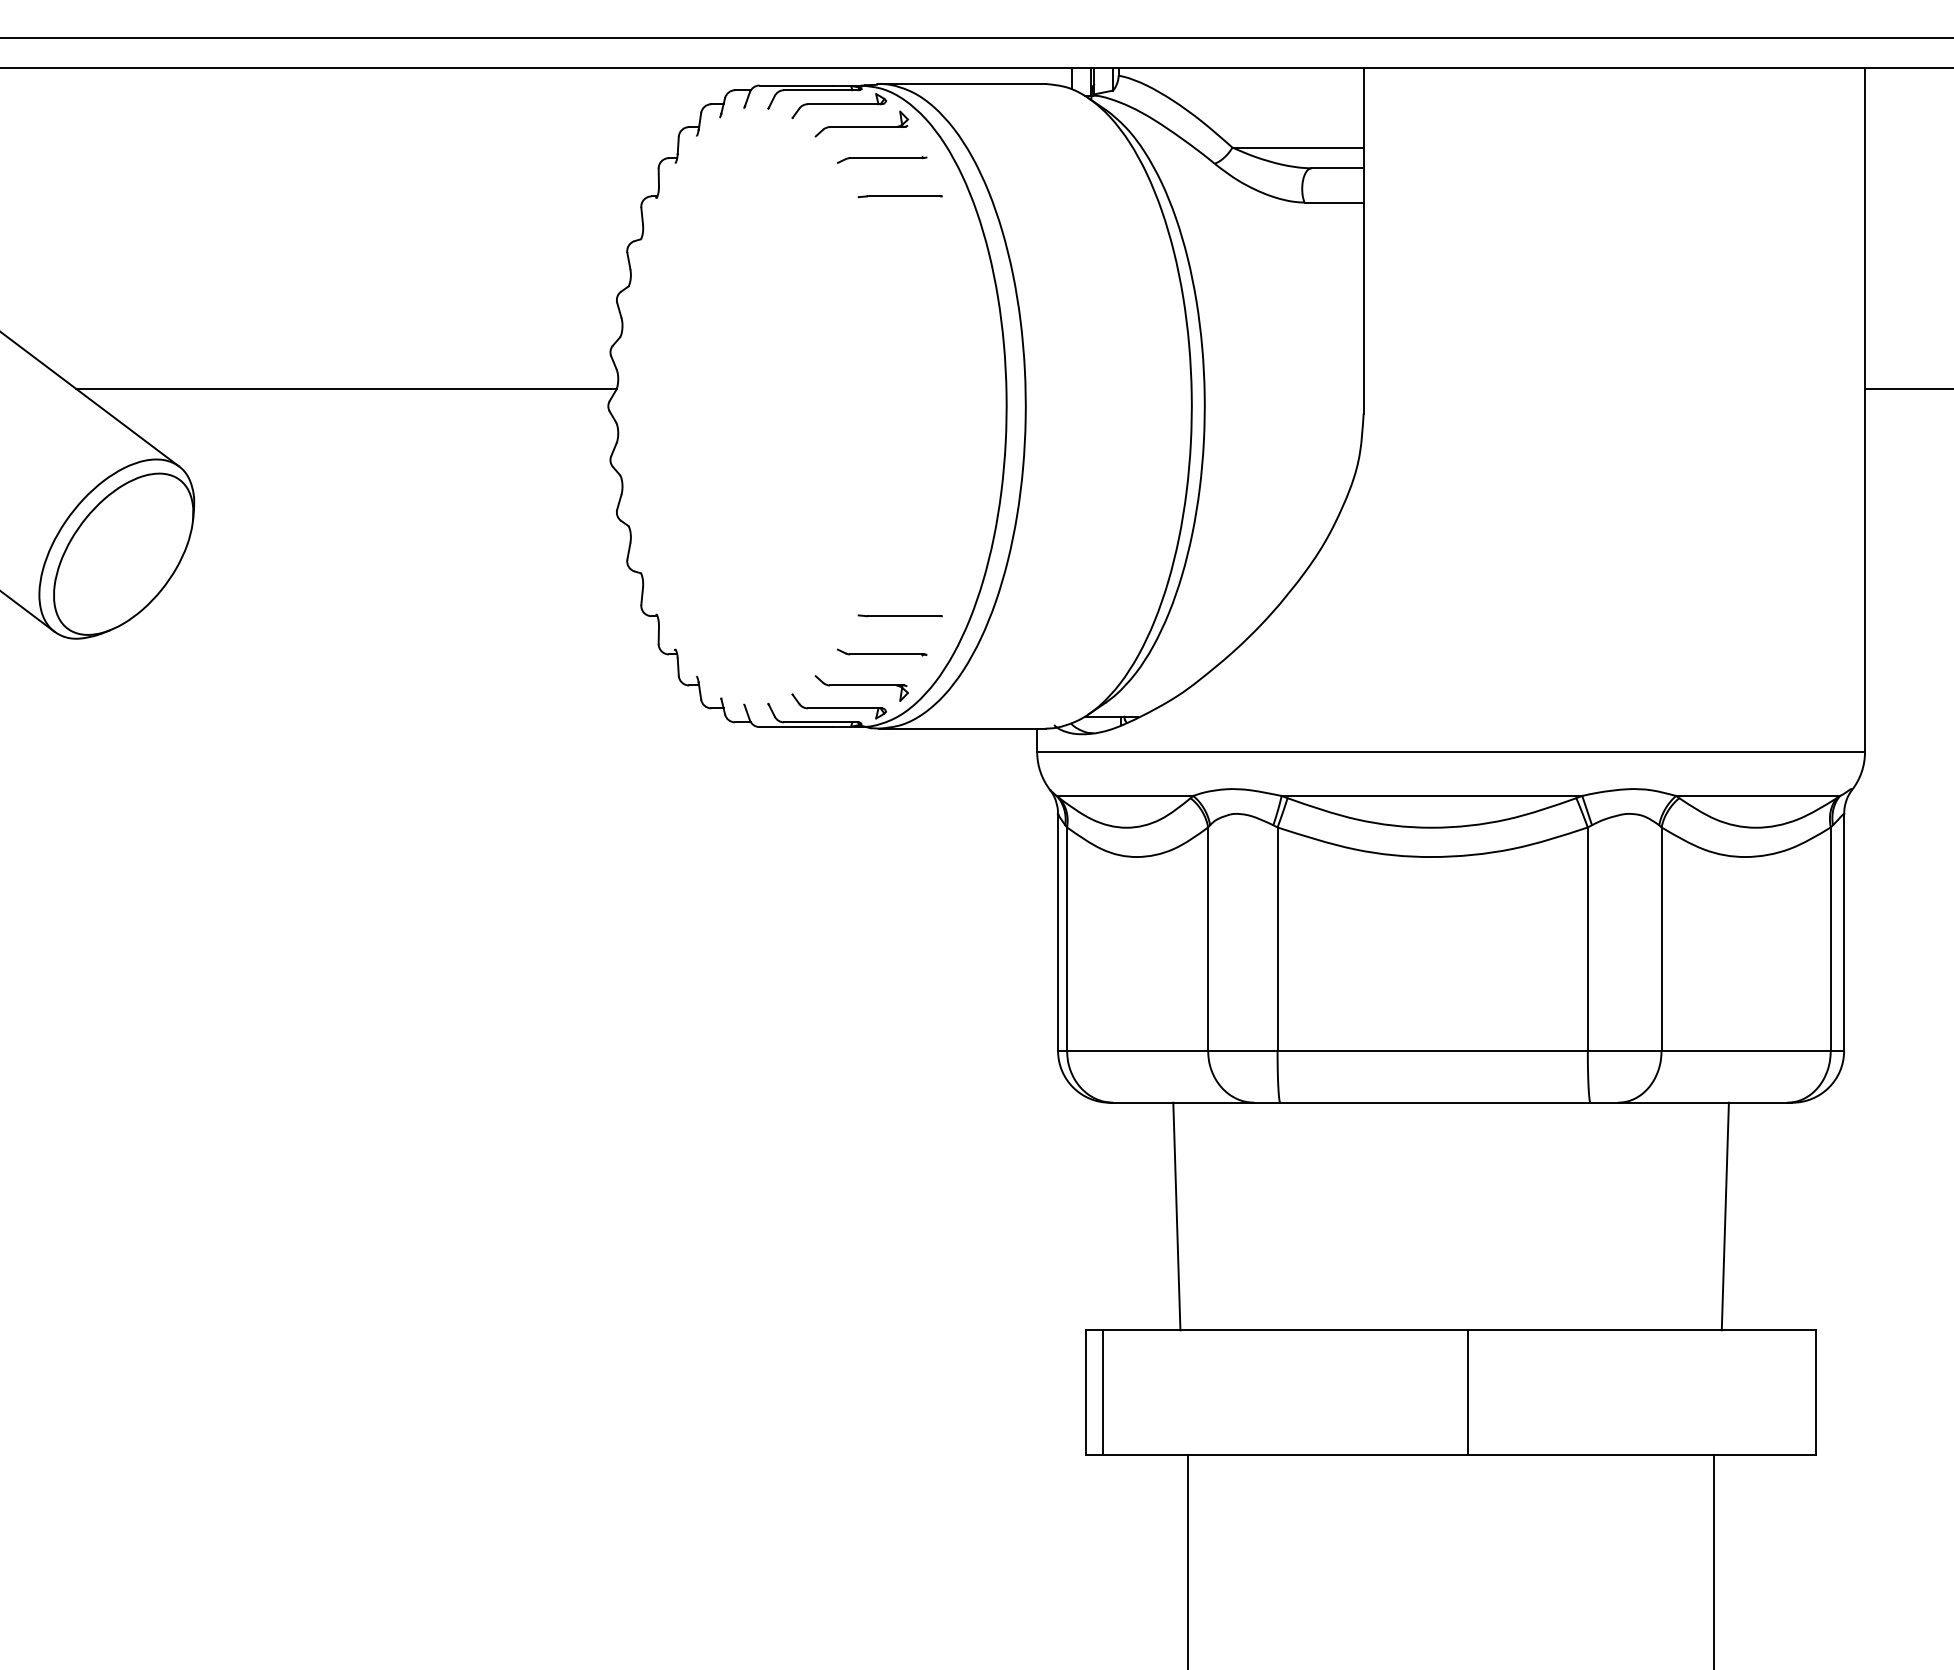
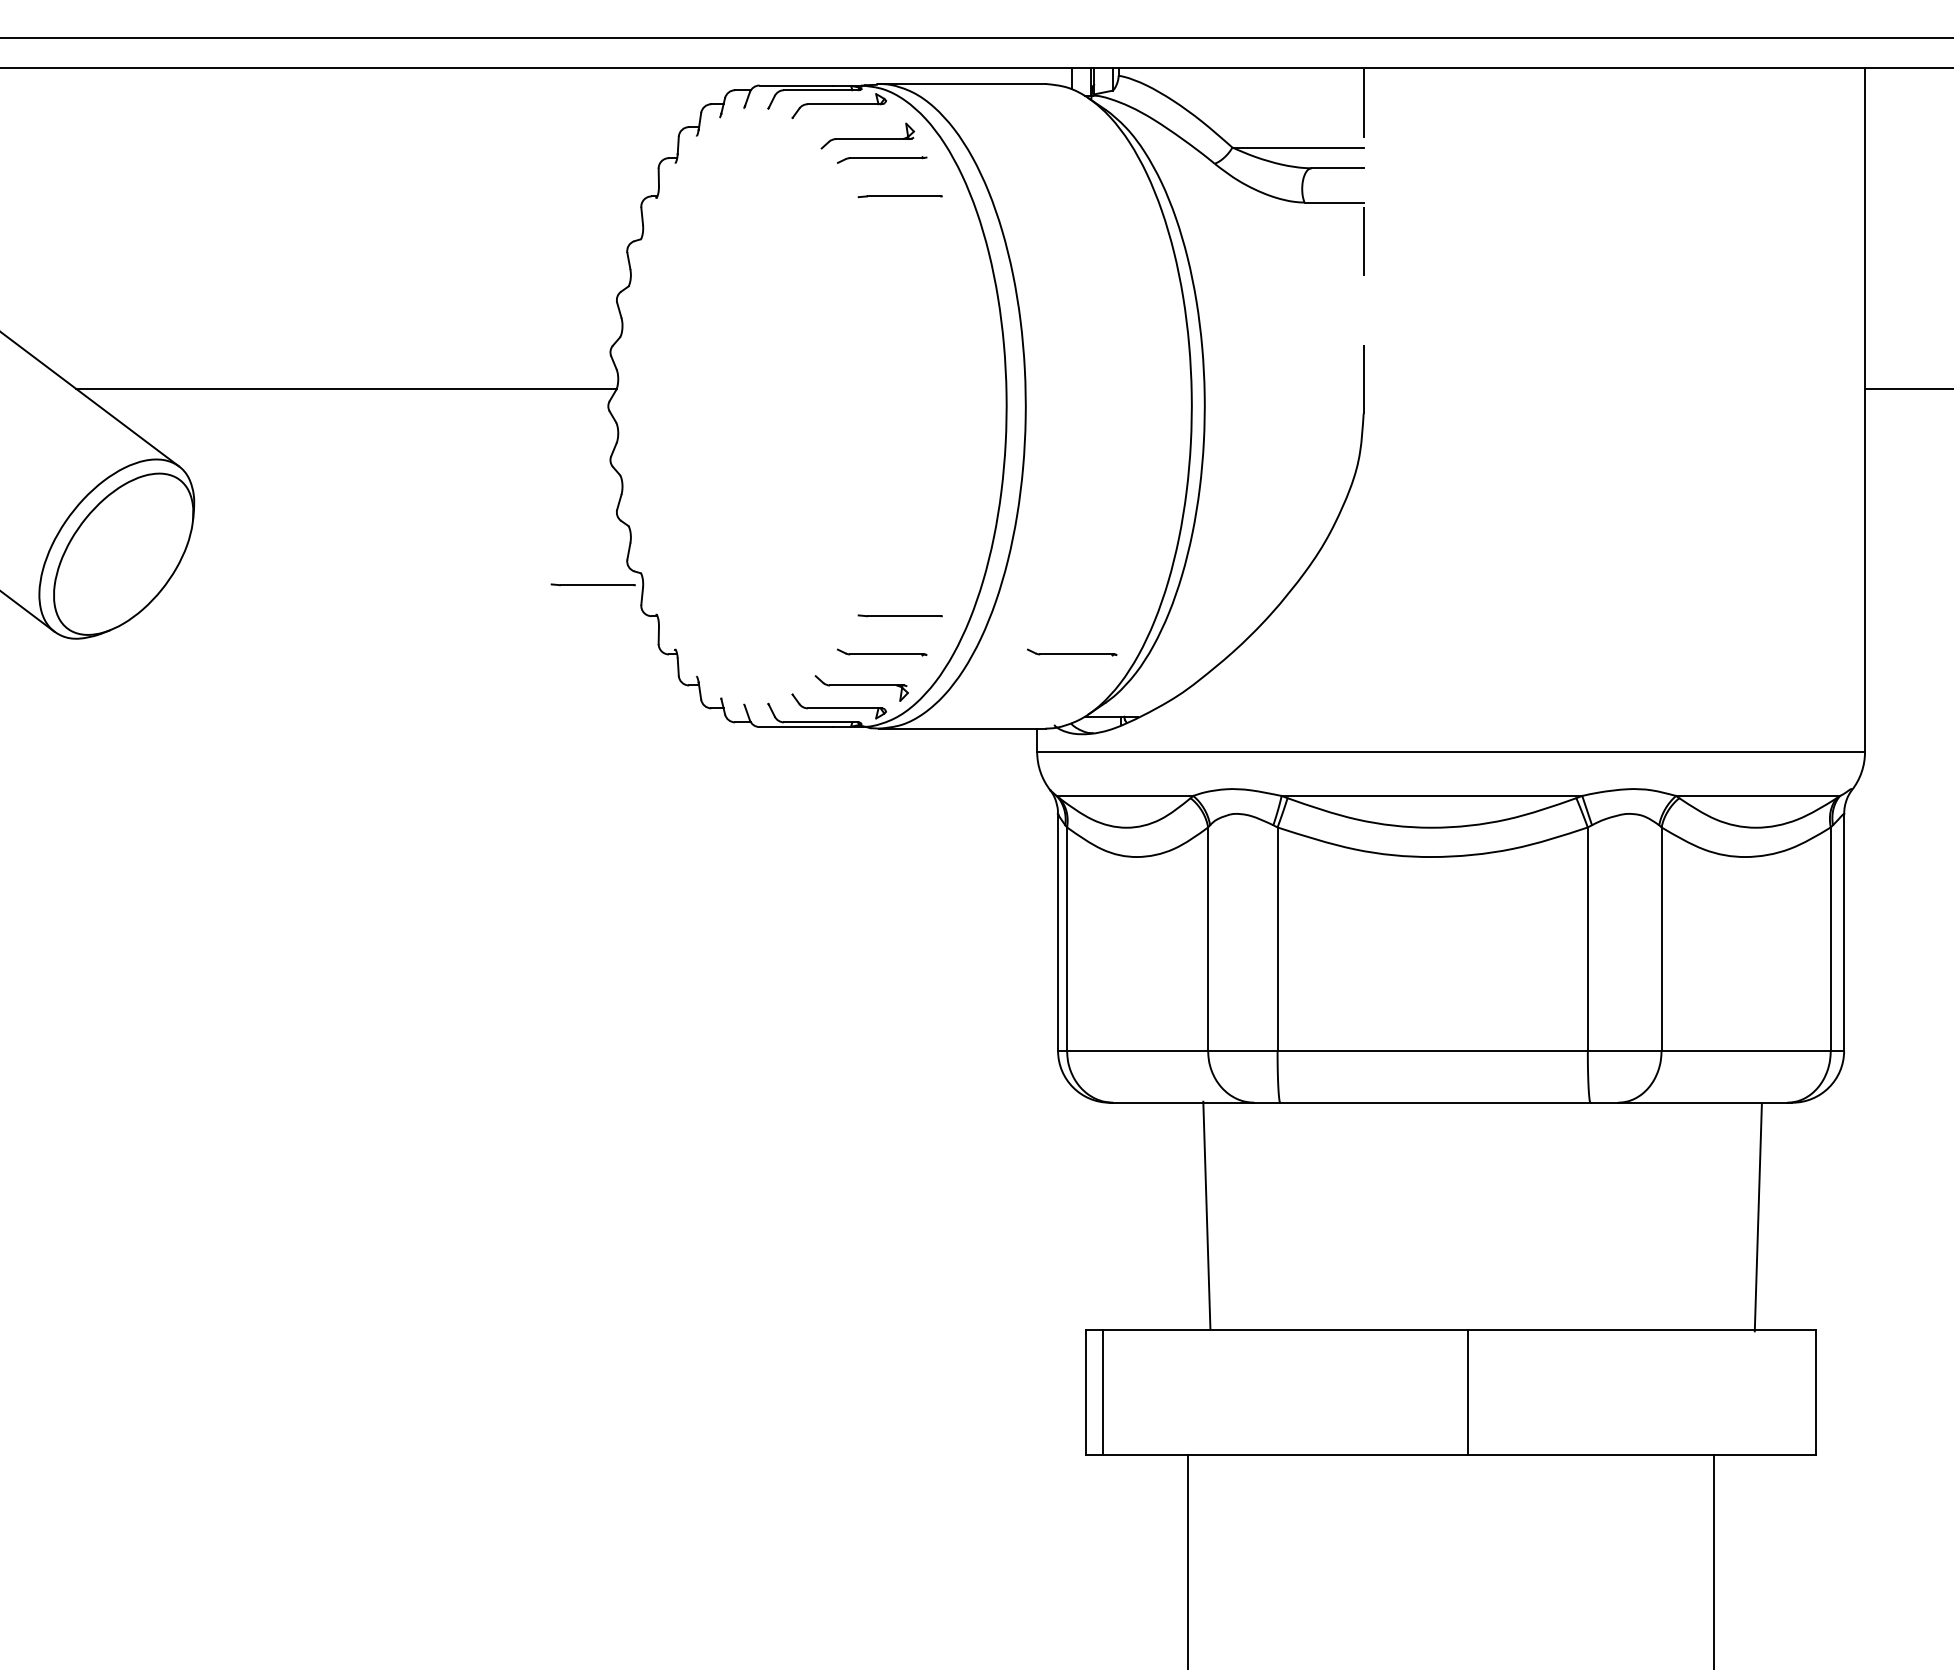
part position: (861, 123) -> (867, 135) (867, 135)
line: solid -> dashed (1363, 240)
part: none -> present (592, 584)
part: none -> present (1072, 652)
line position: (1176, 1216) -> (1206, 1215) (1206, 1215)
line position: (1724, 1216) -> (1757, 1217) (1757, 1217)
